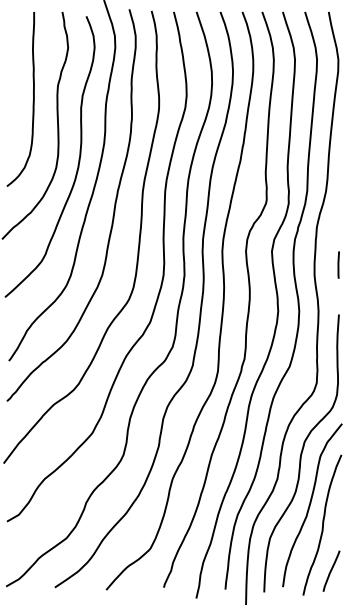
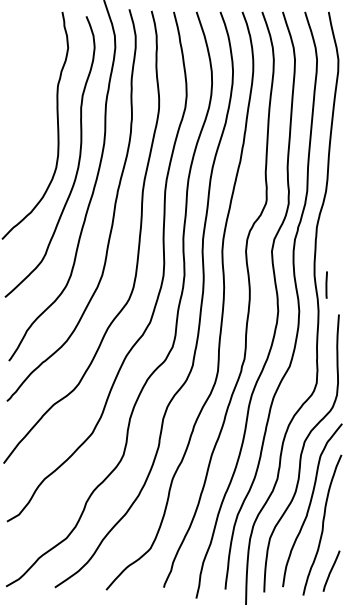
curve: present -> none (32, 101)
line position: (338, 264) -> (326, 284) (326, 284)
